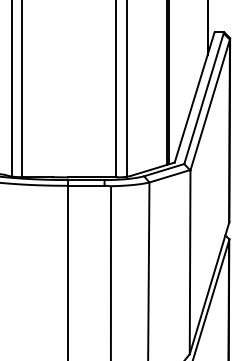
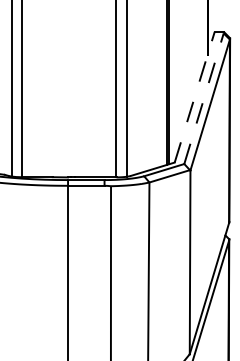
line: solid -> dashed (194, 96)
line: solid -> dashed (204, 98)
